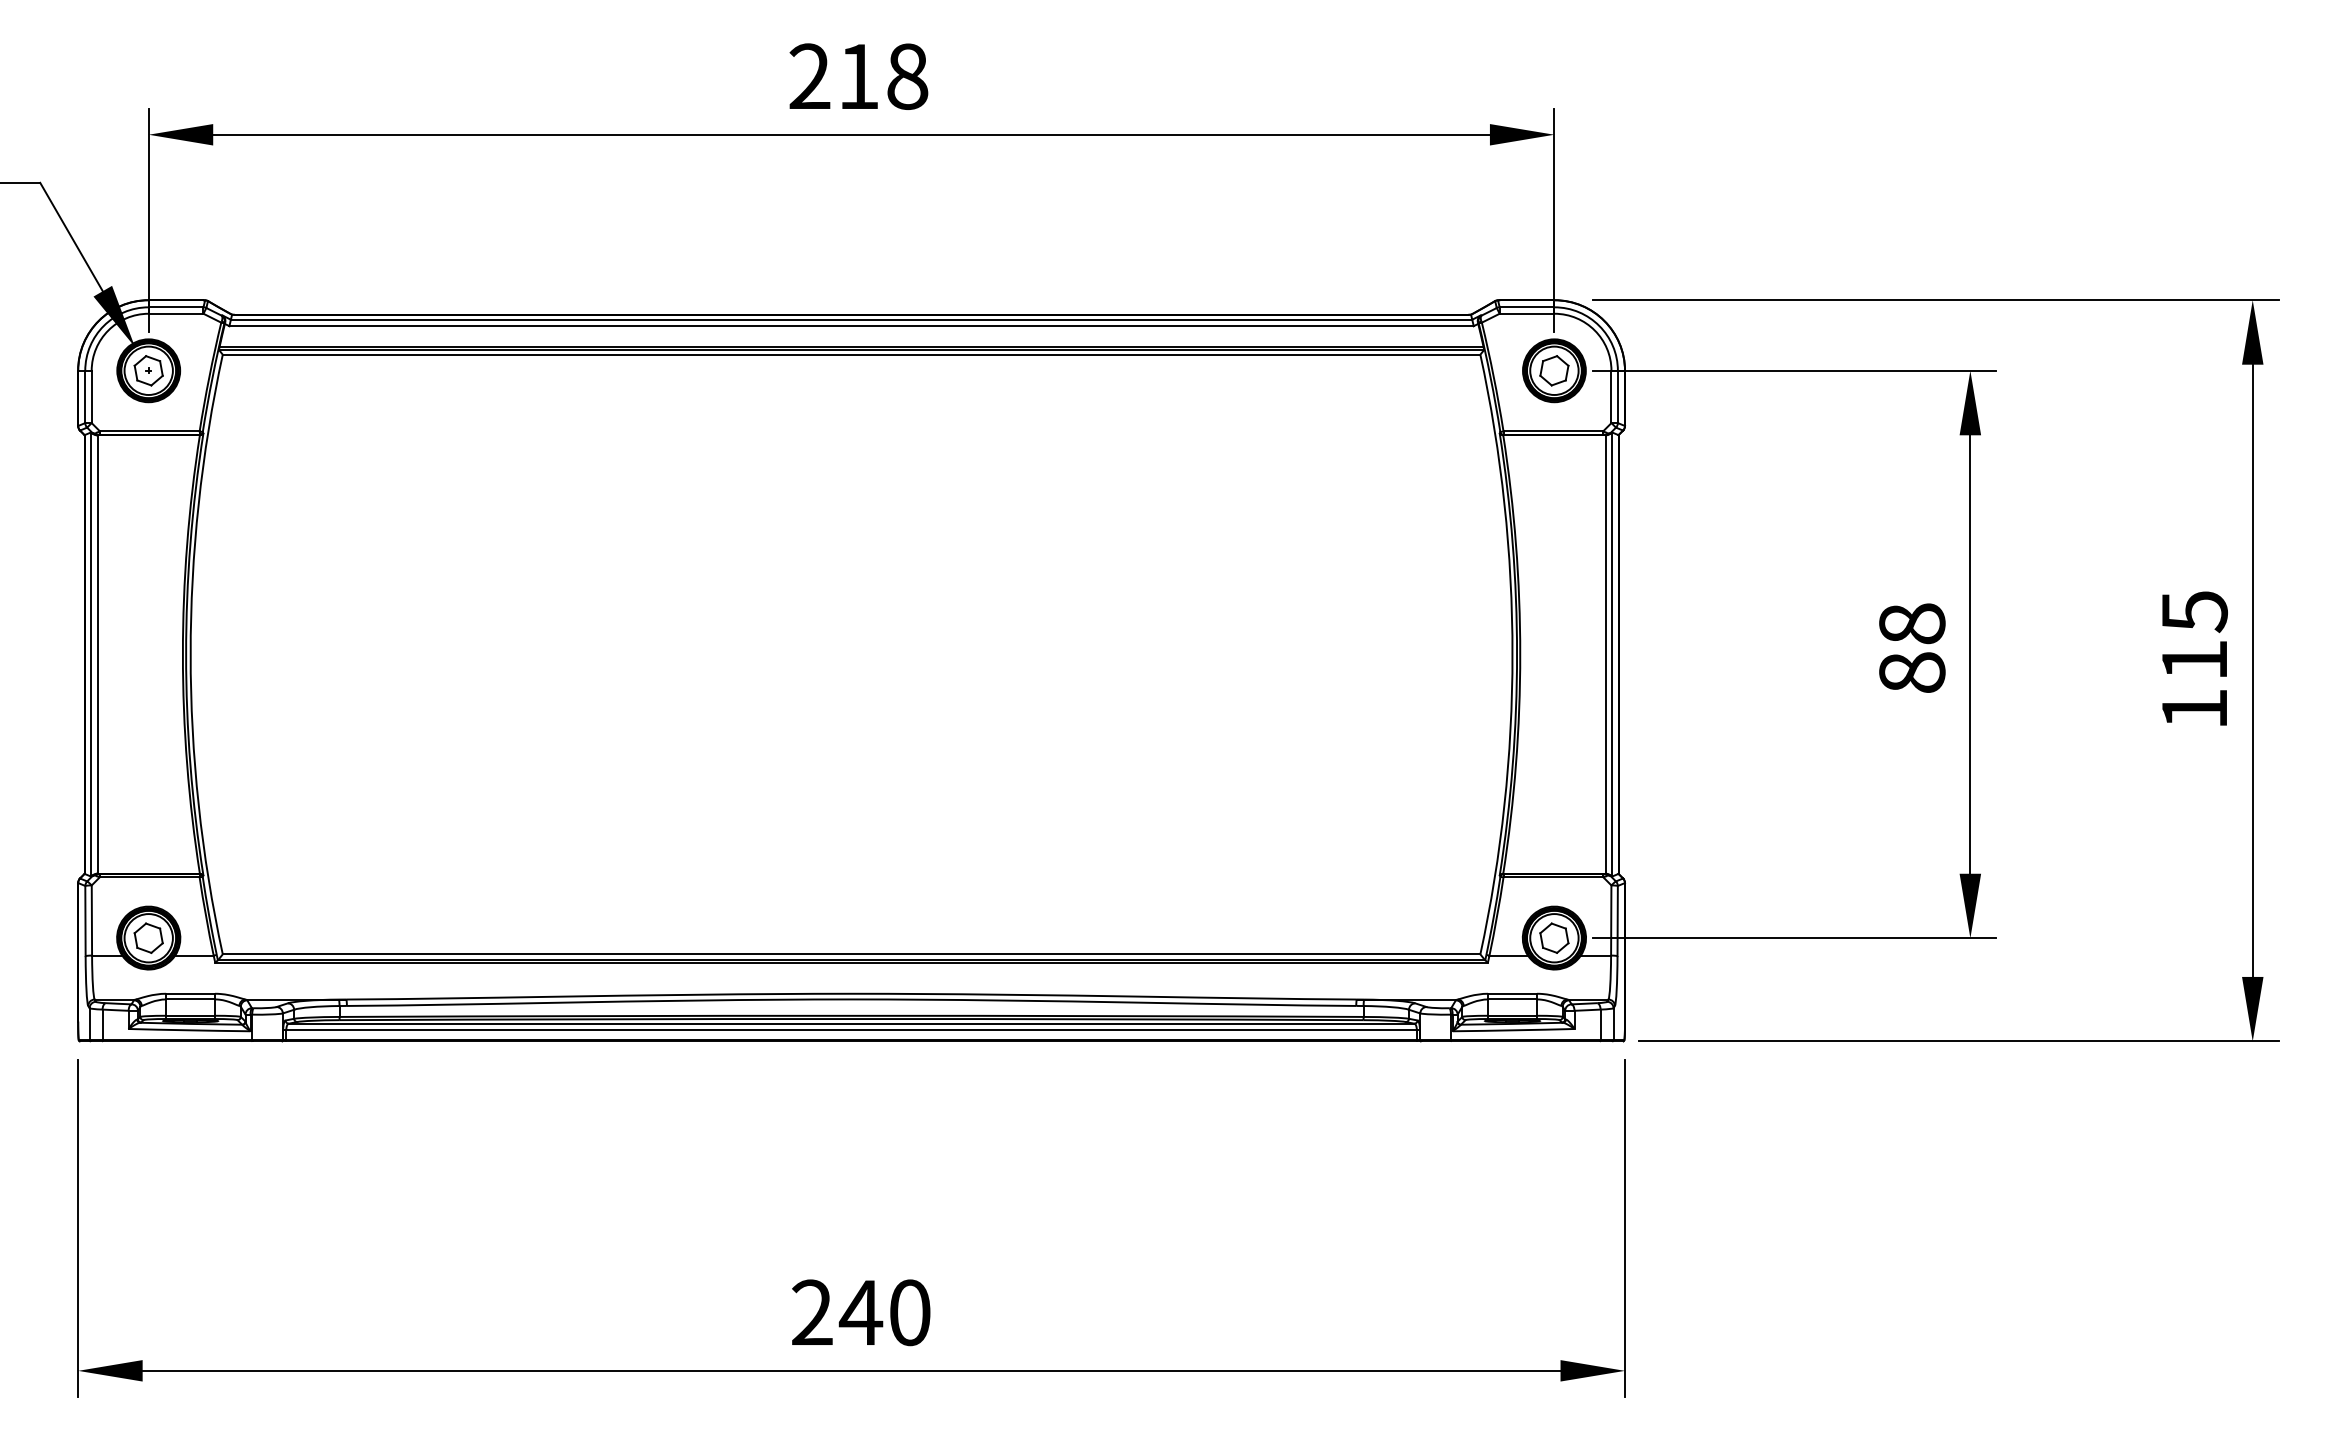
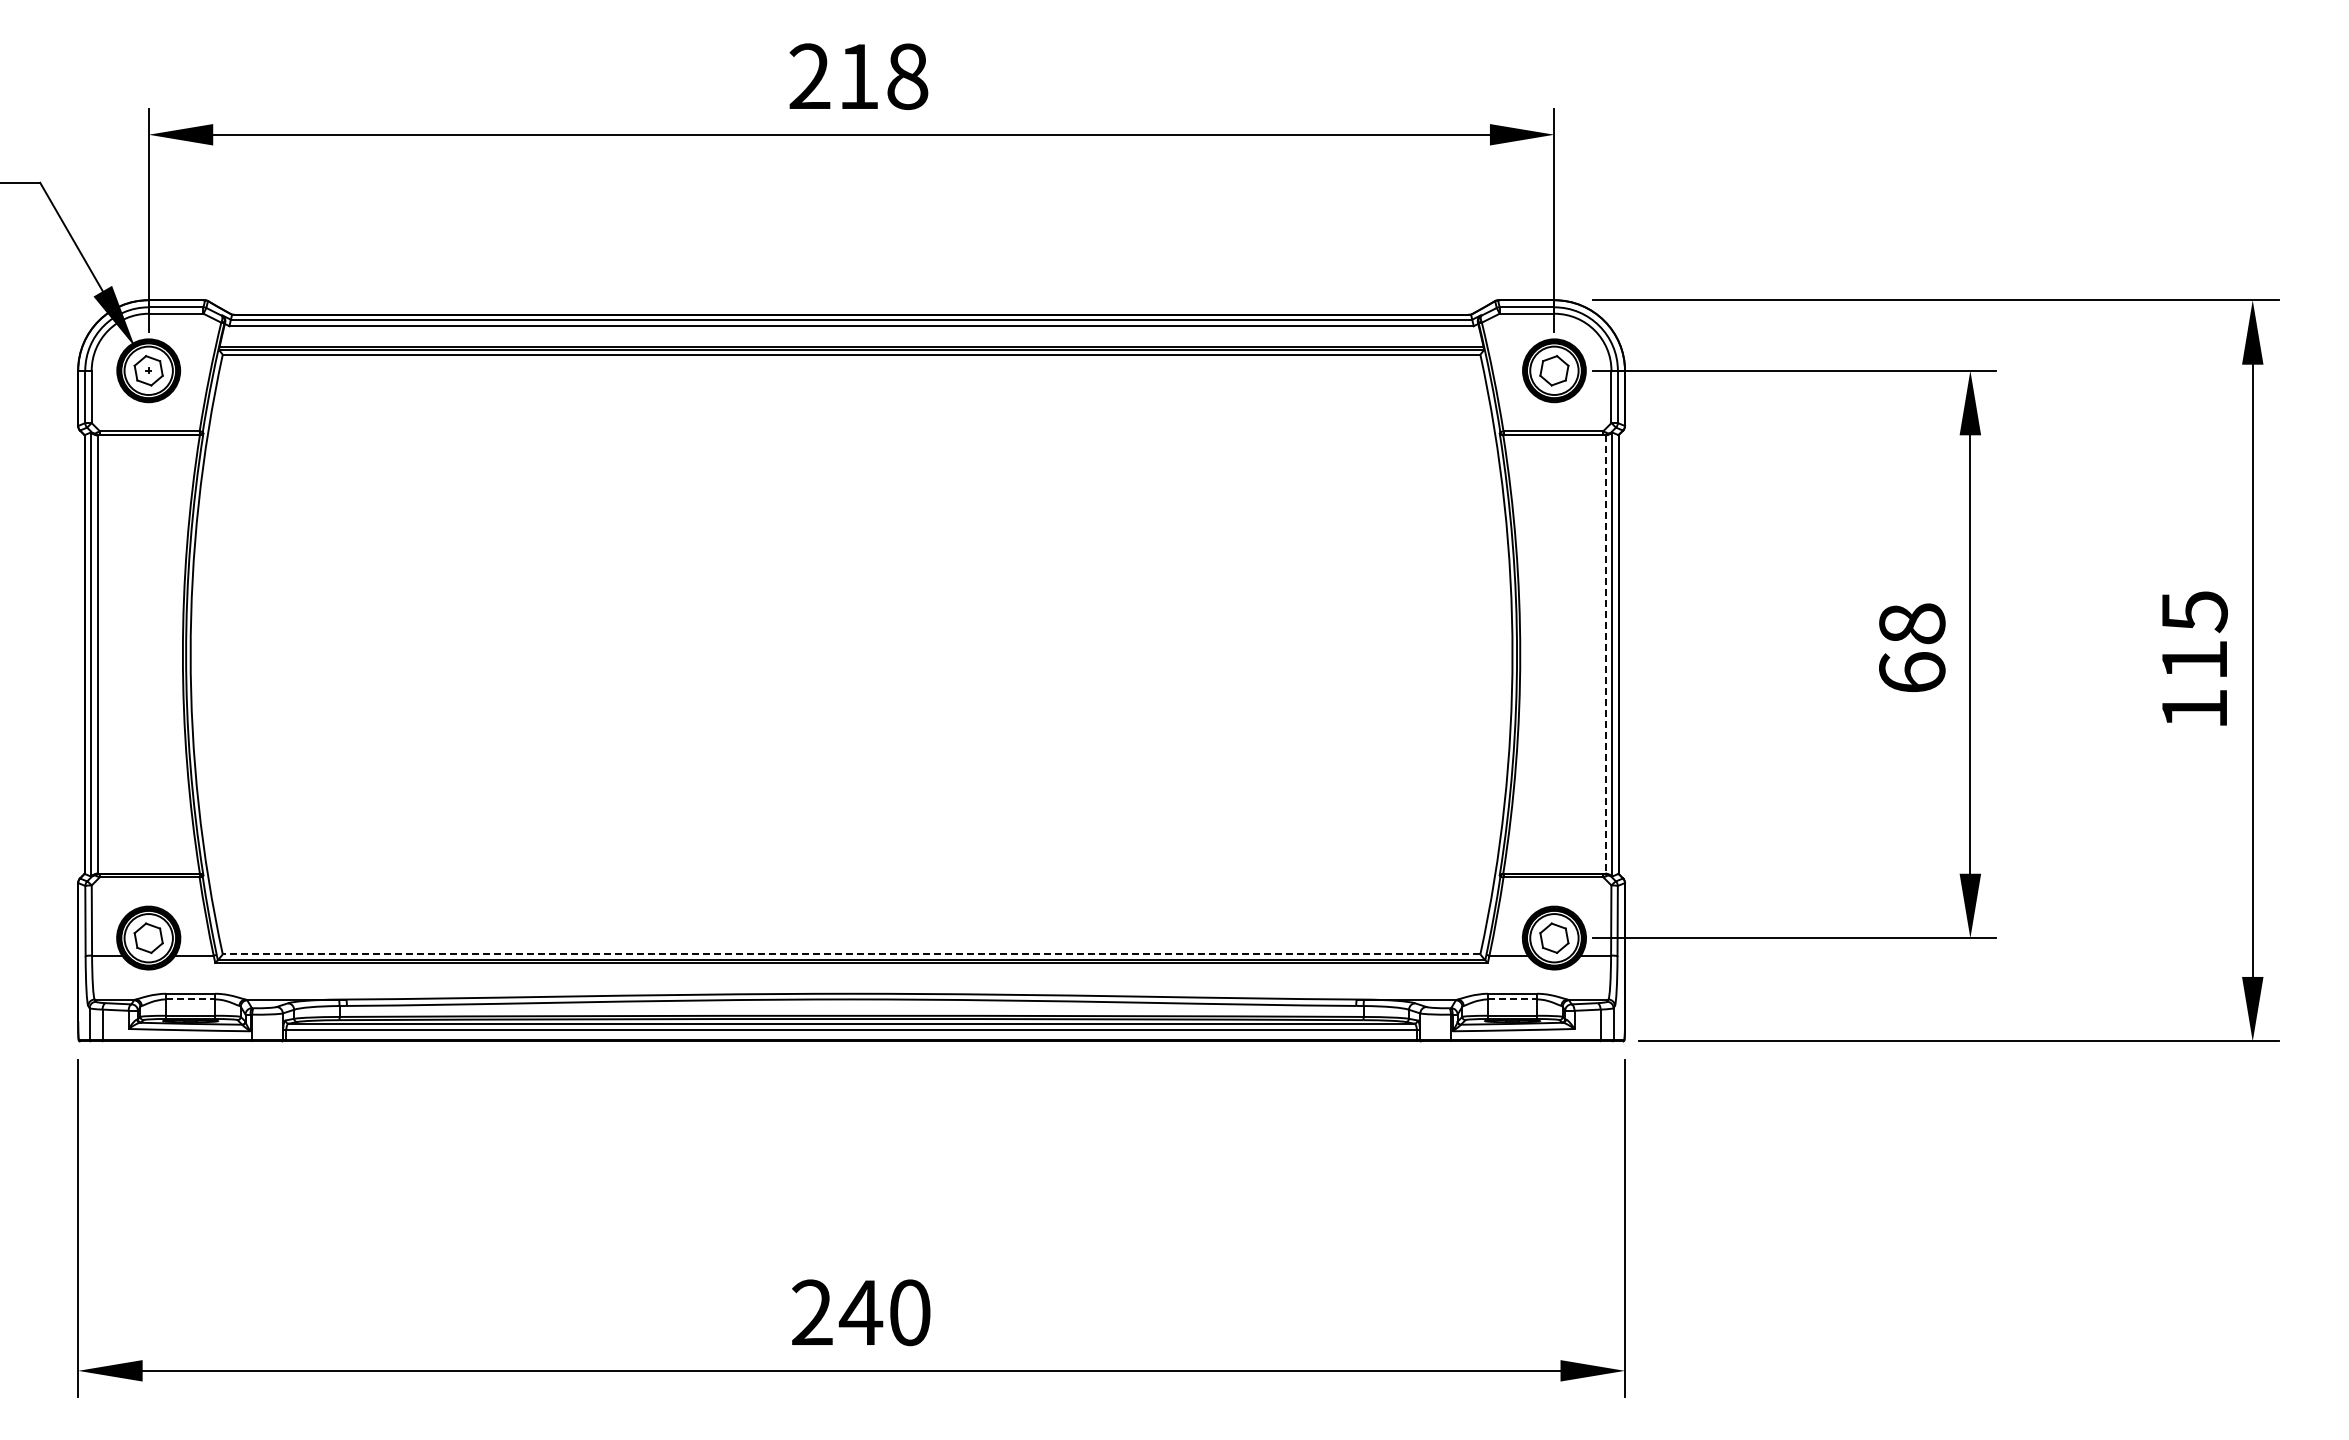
line: solid -> dashed (1605, 655)
text: 88 -> 68 (1912, 672)
line: solid -> dashed (851, 954)
line: solid -> dashed (191, 999)
line: solid -> dashed (1513, 999)
